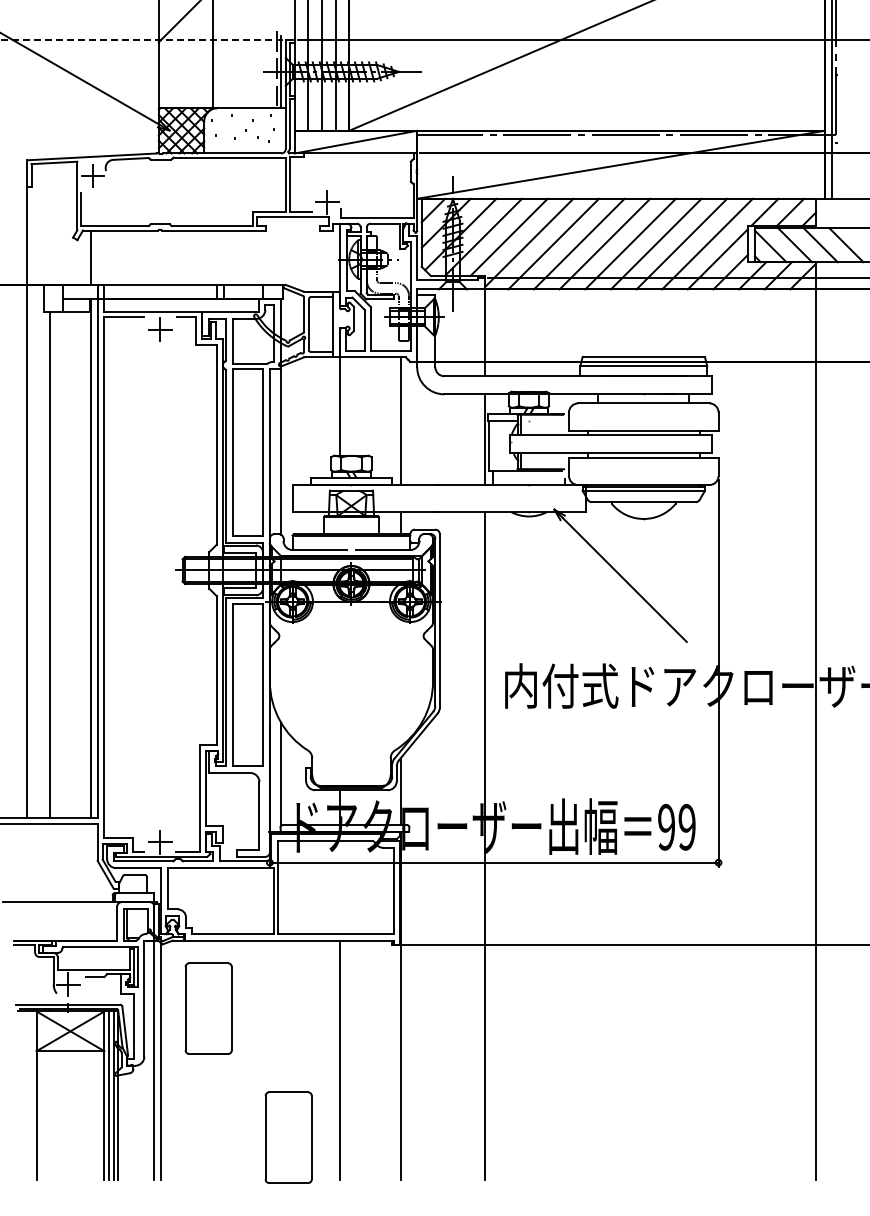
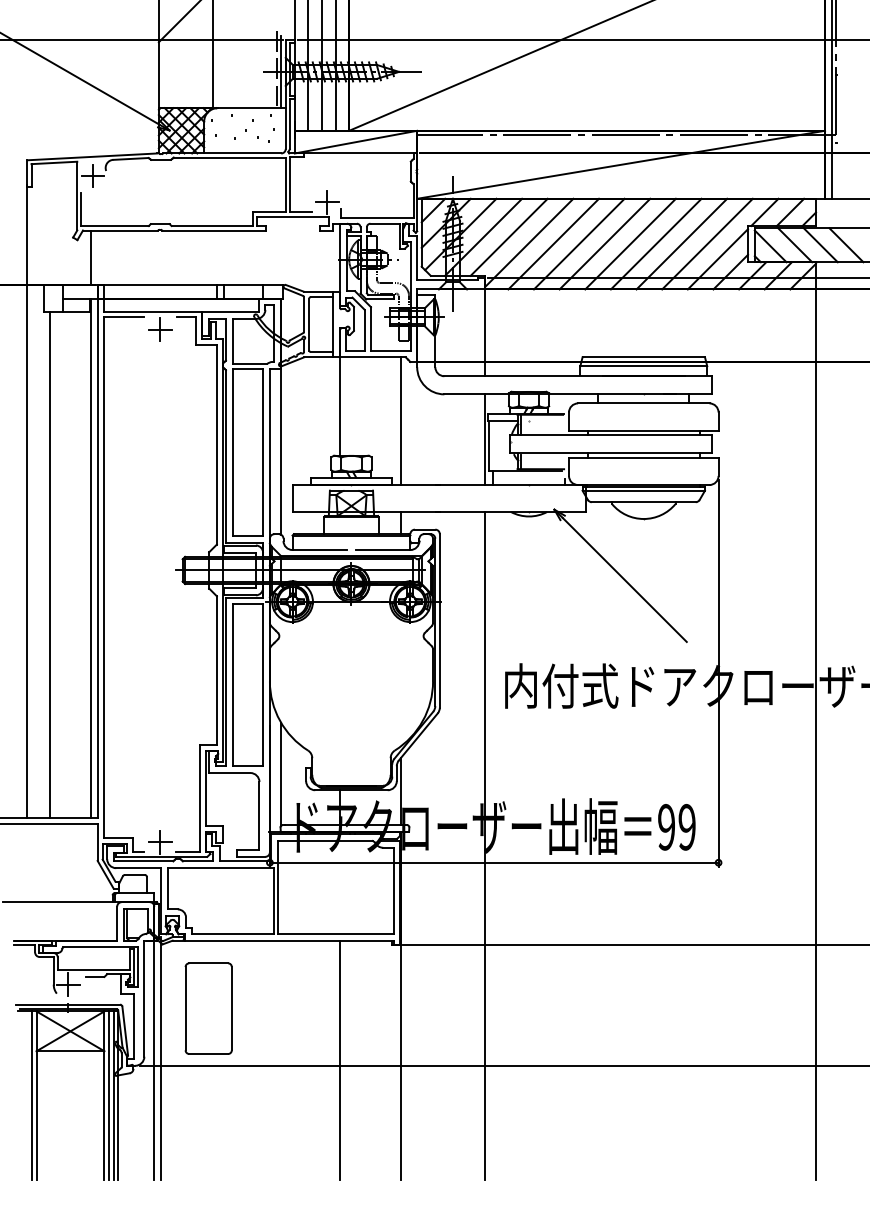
line: dashed -> solid (141, 40)
line: none -> present (502, 1065)
line: none -> present (31, 1095)
part: present -> none (288, 1137)
